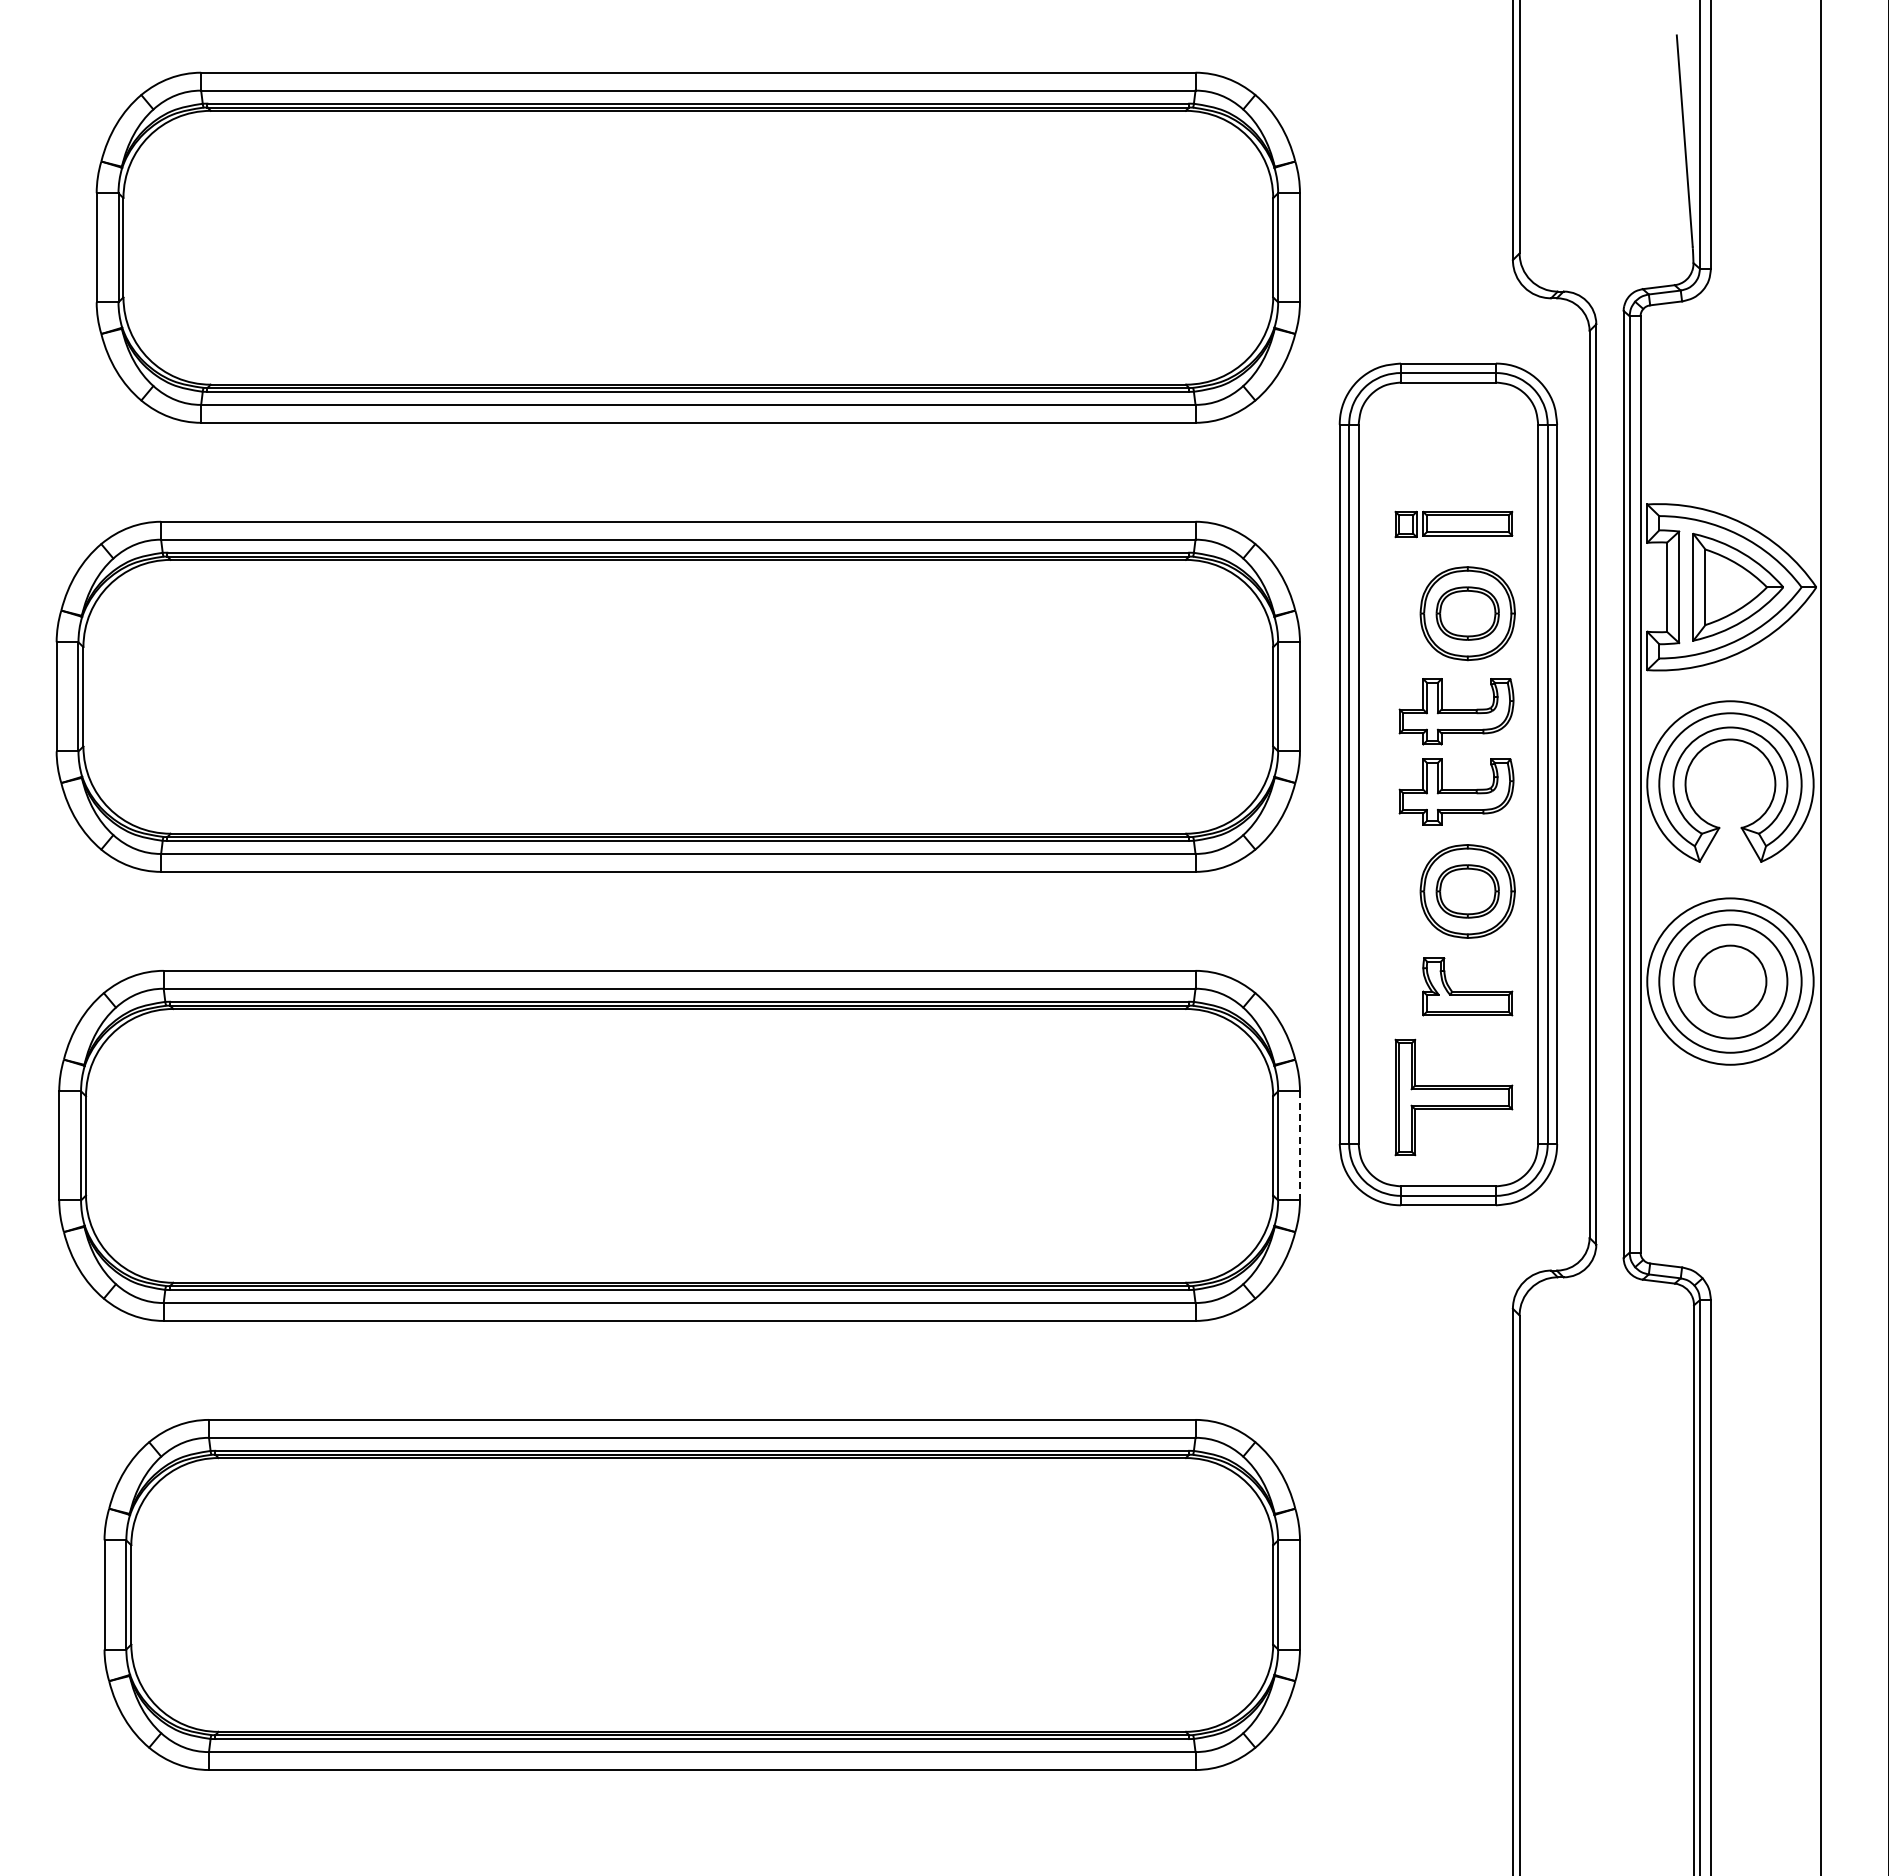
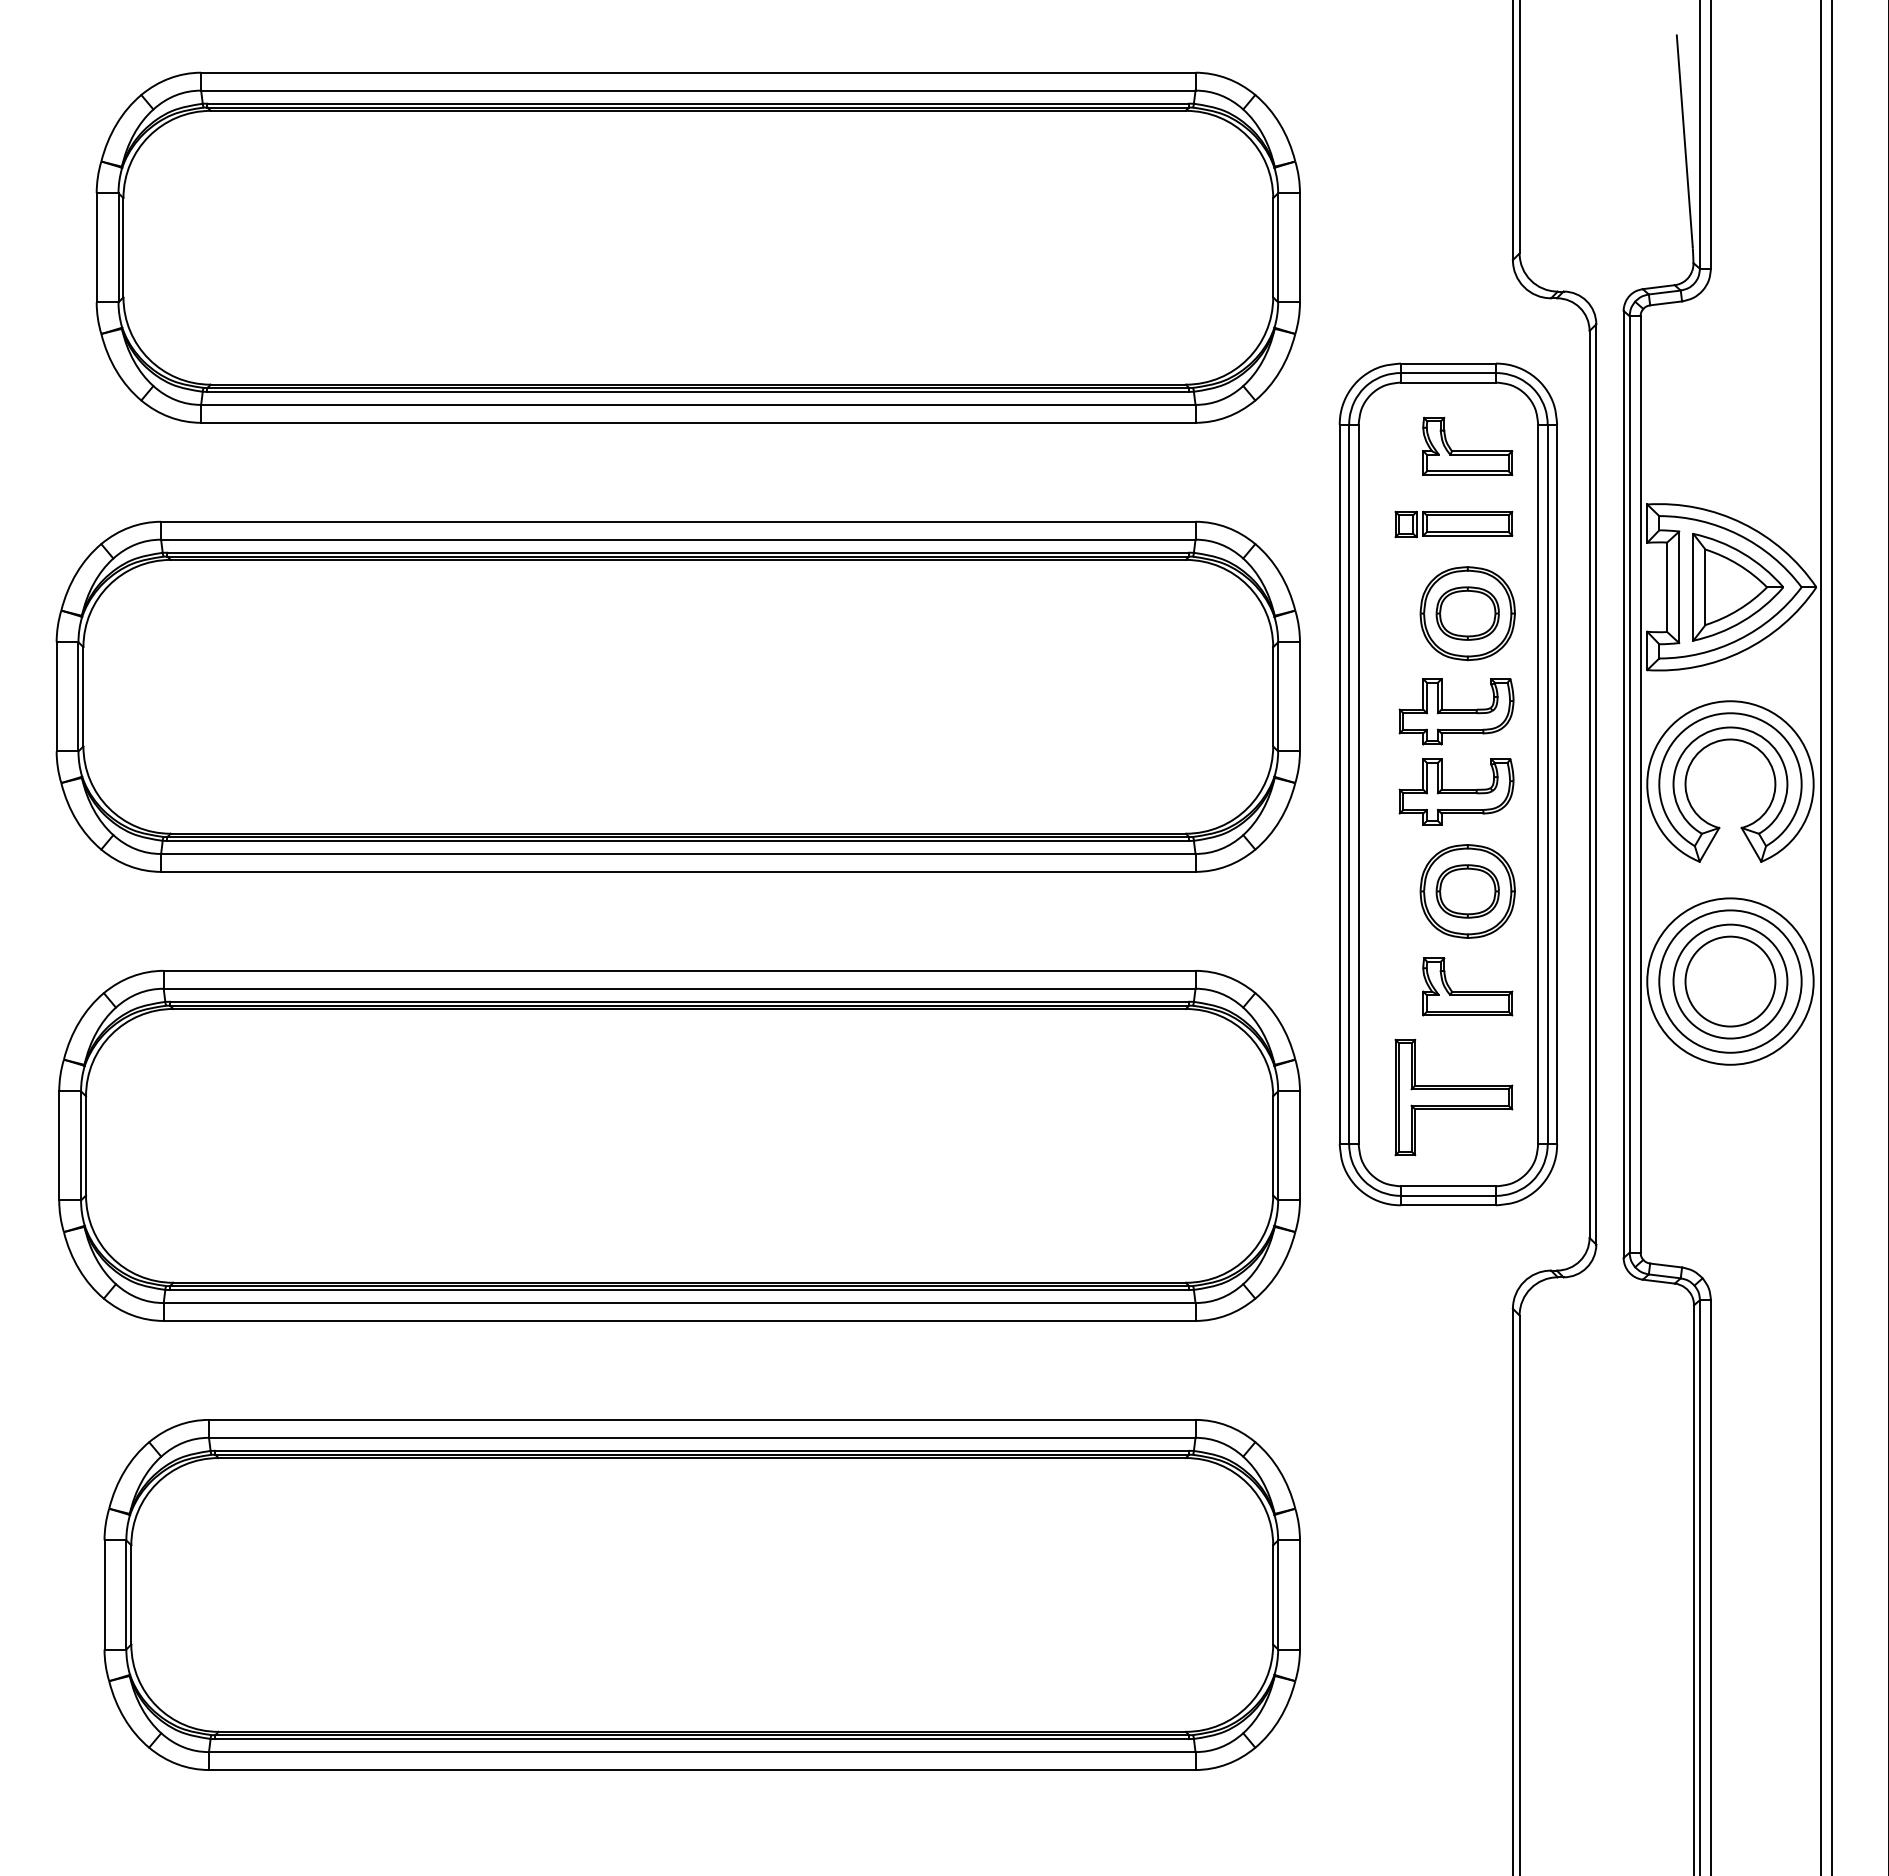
part: none -> present (1467, 445)
line: none -> present (1832, 937)
circle diameter: 72 px -> 90 px (1730, 981)
line: dashed -> solid (1299, 1145)
